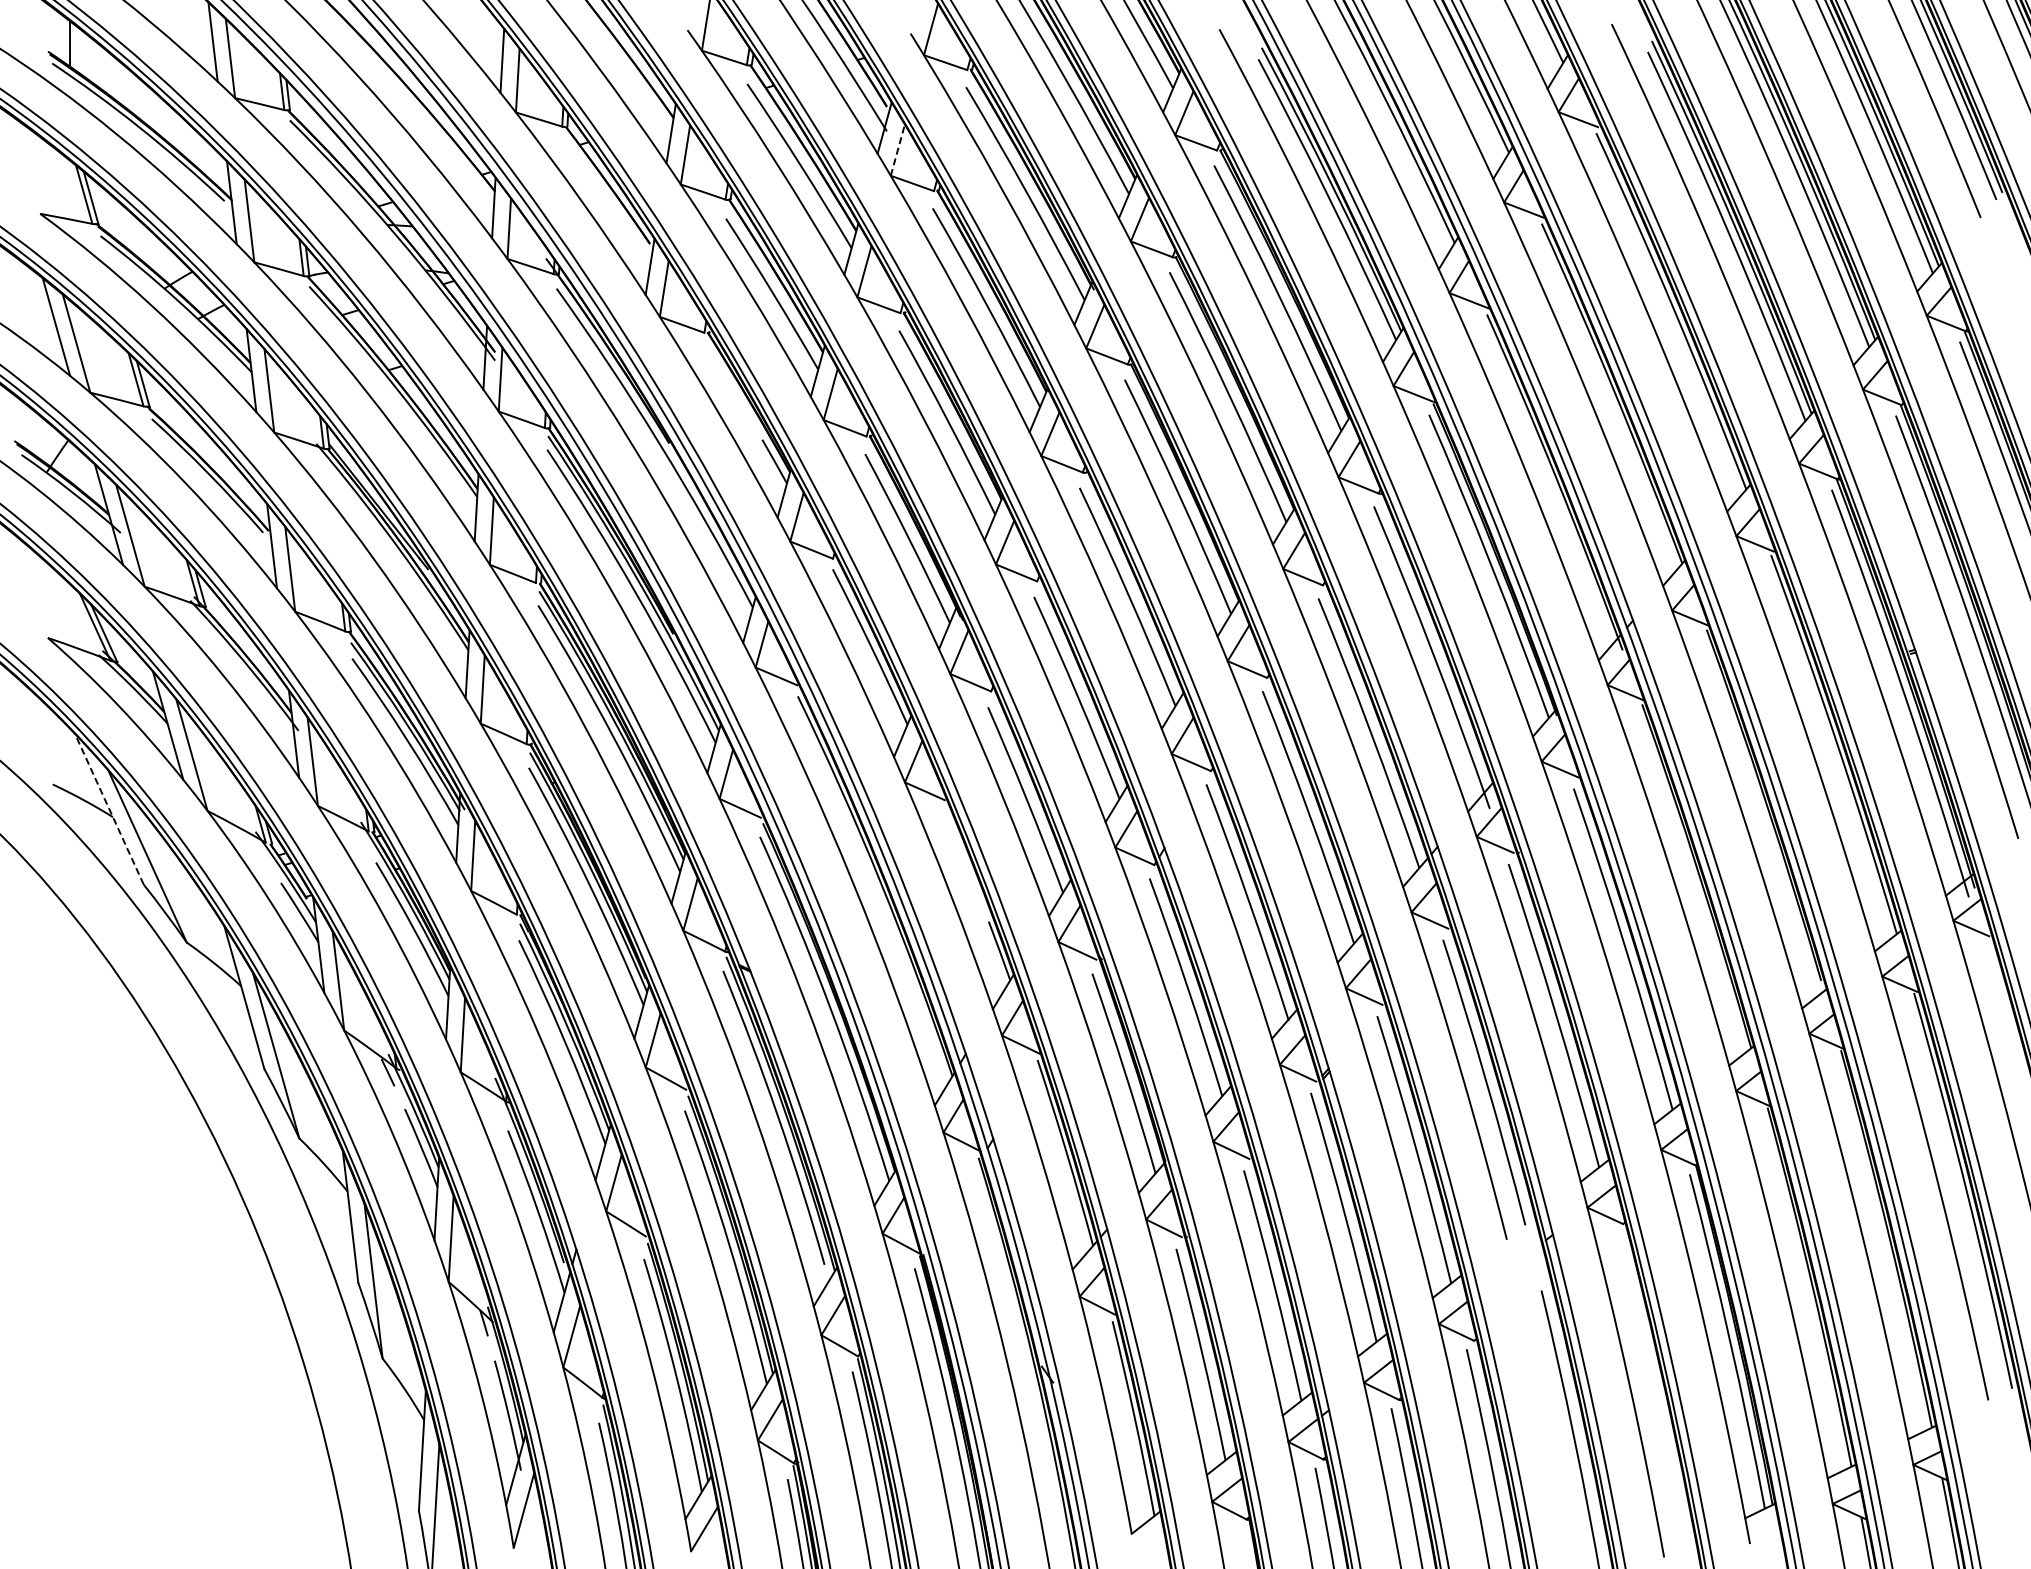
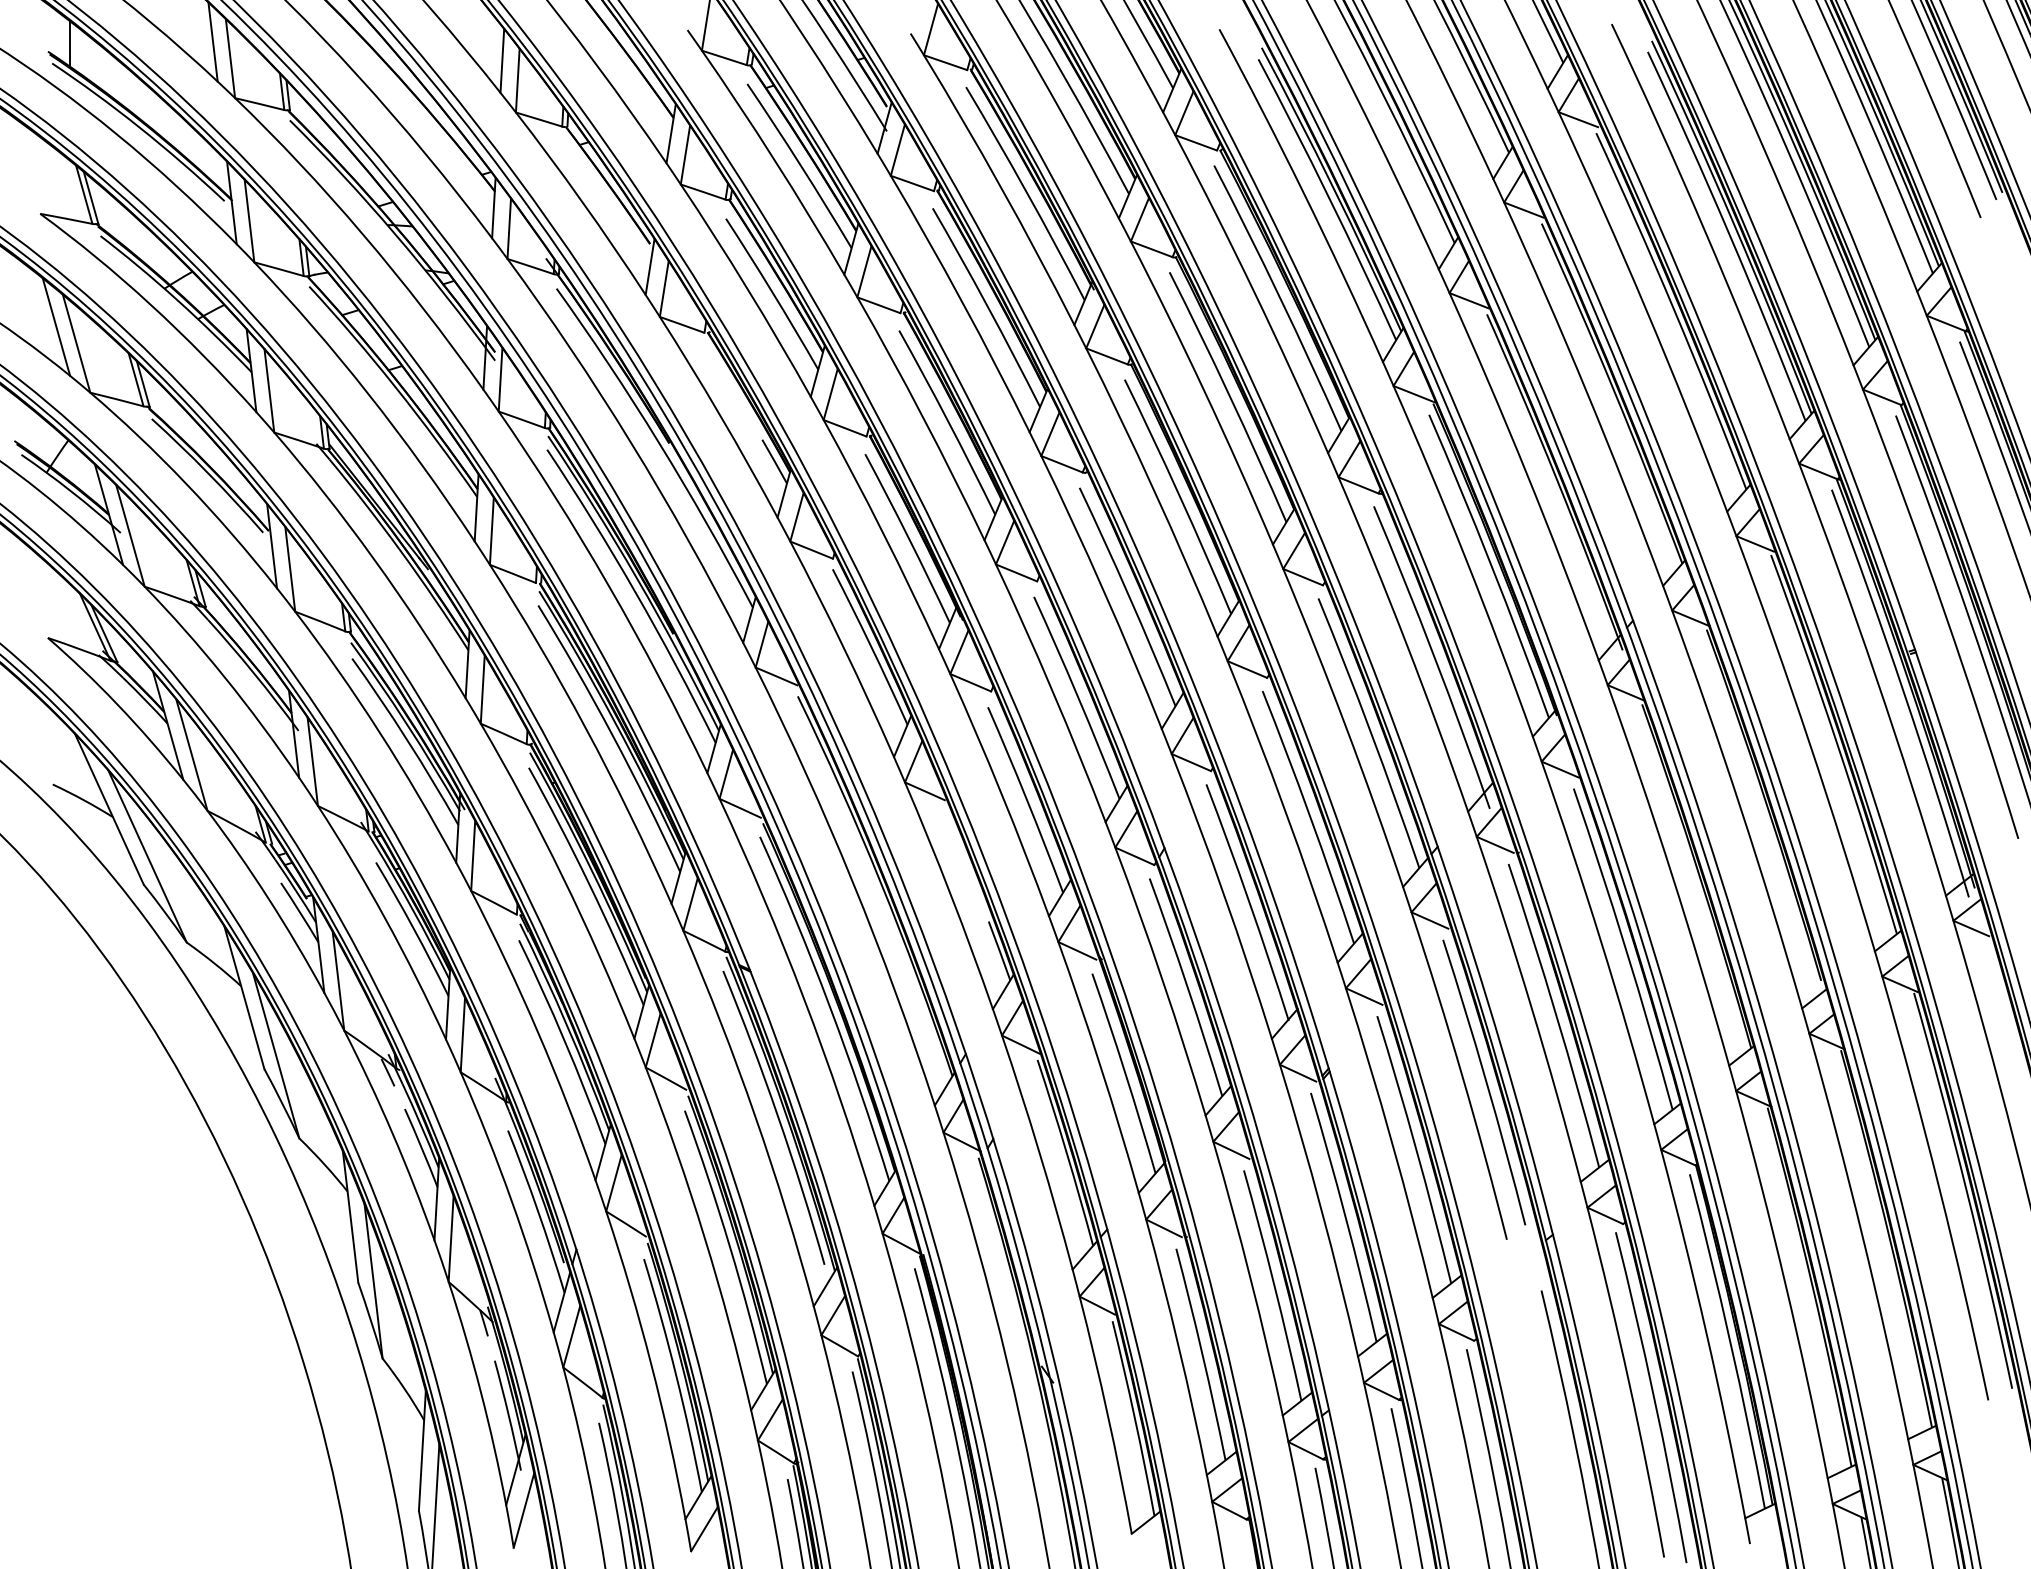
line: dashed -> solid (897, 149)
line: dashed -> solid (109, 809)
curve: none -> present (1652, 1396)
